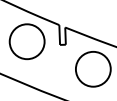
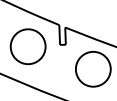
part position: (26, 41) -> (27, 46) (27, 46)
